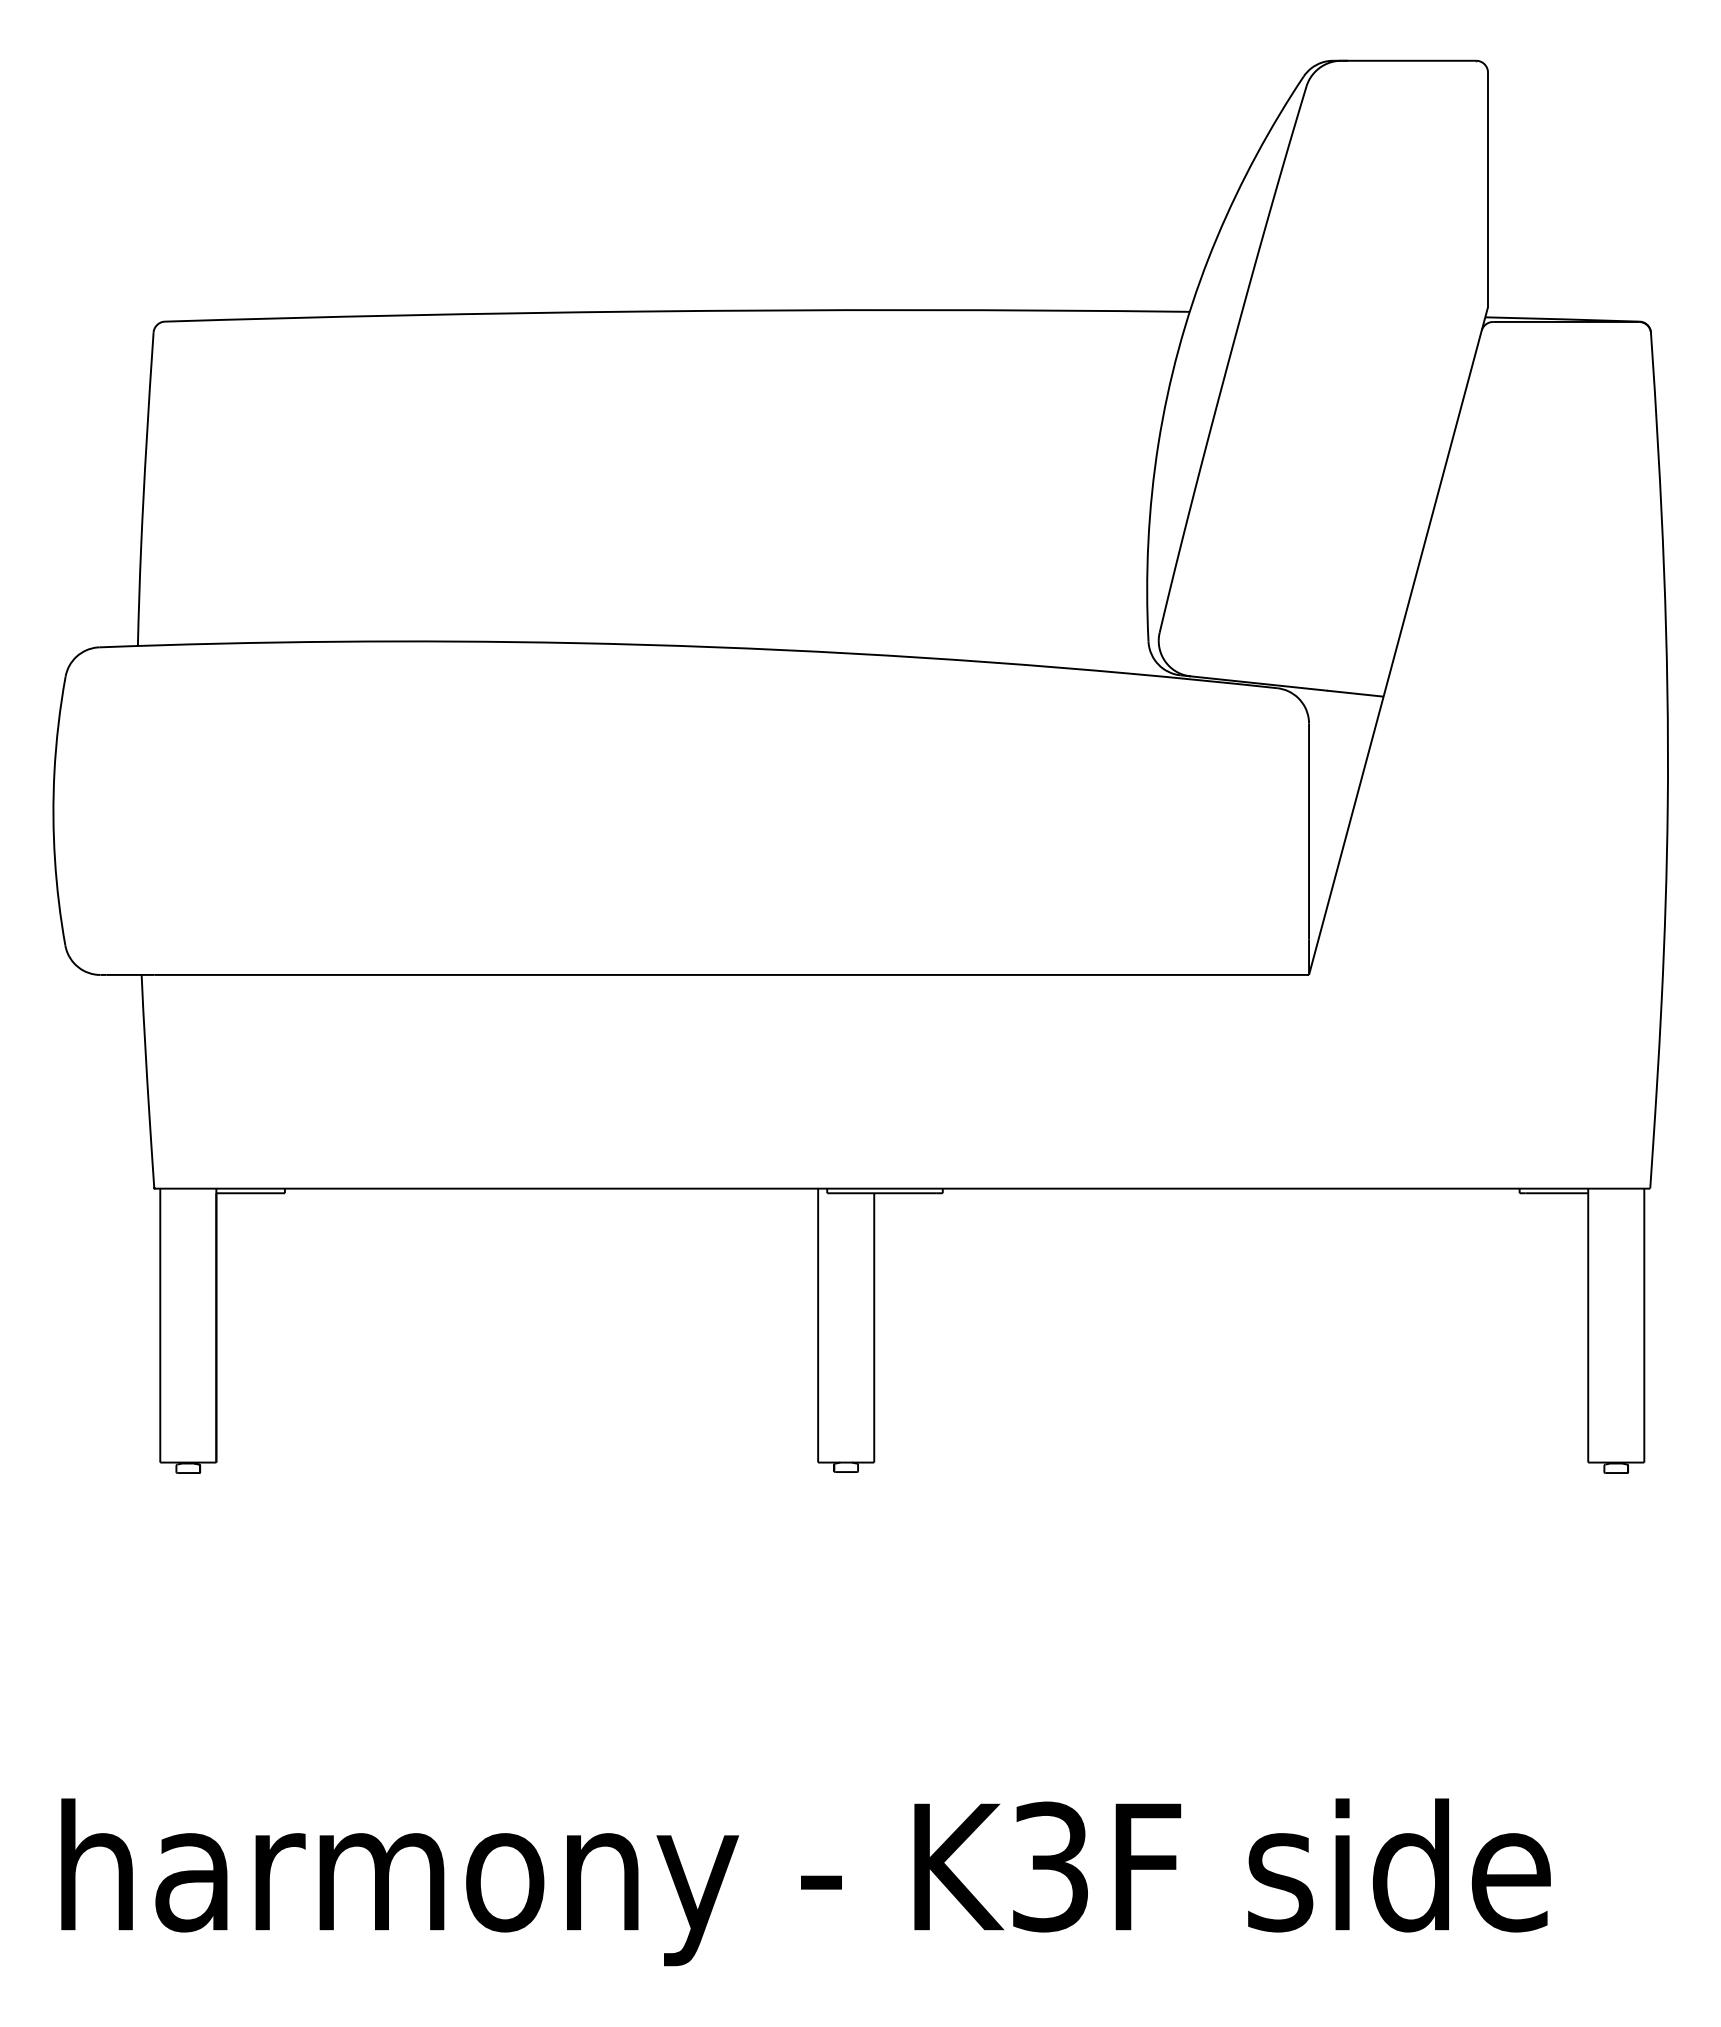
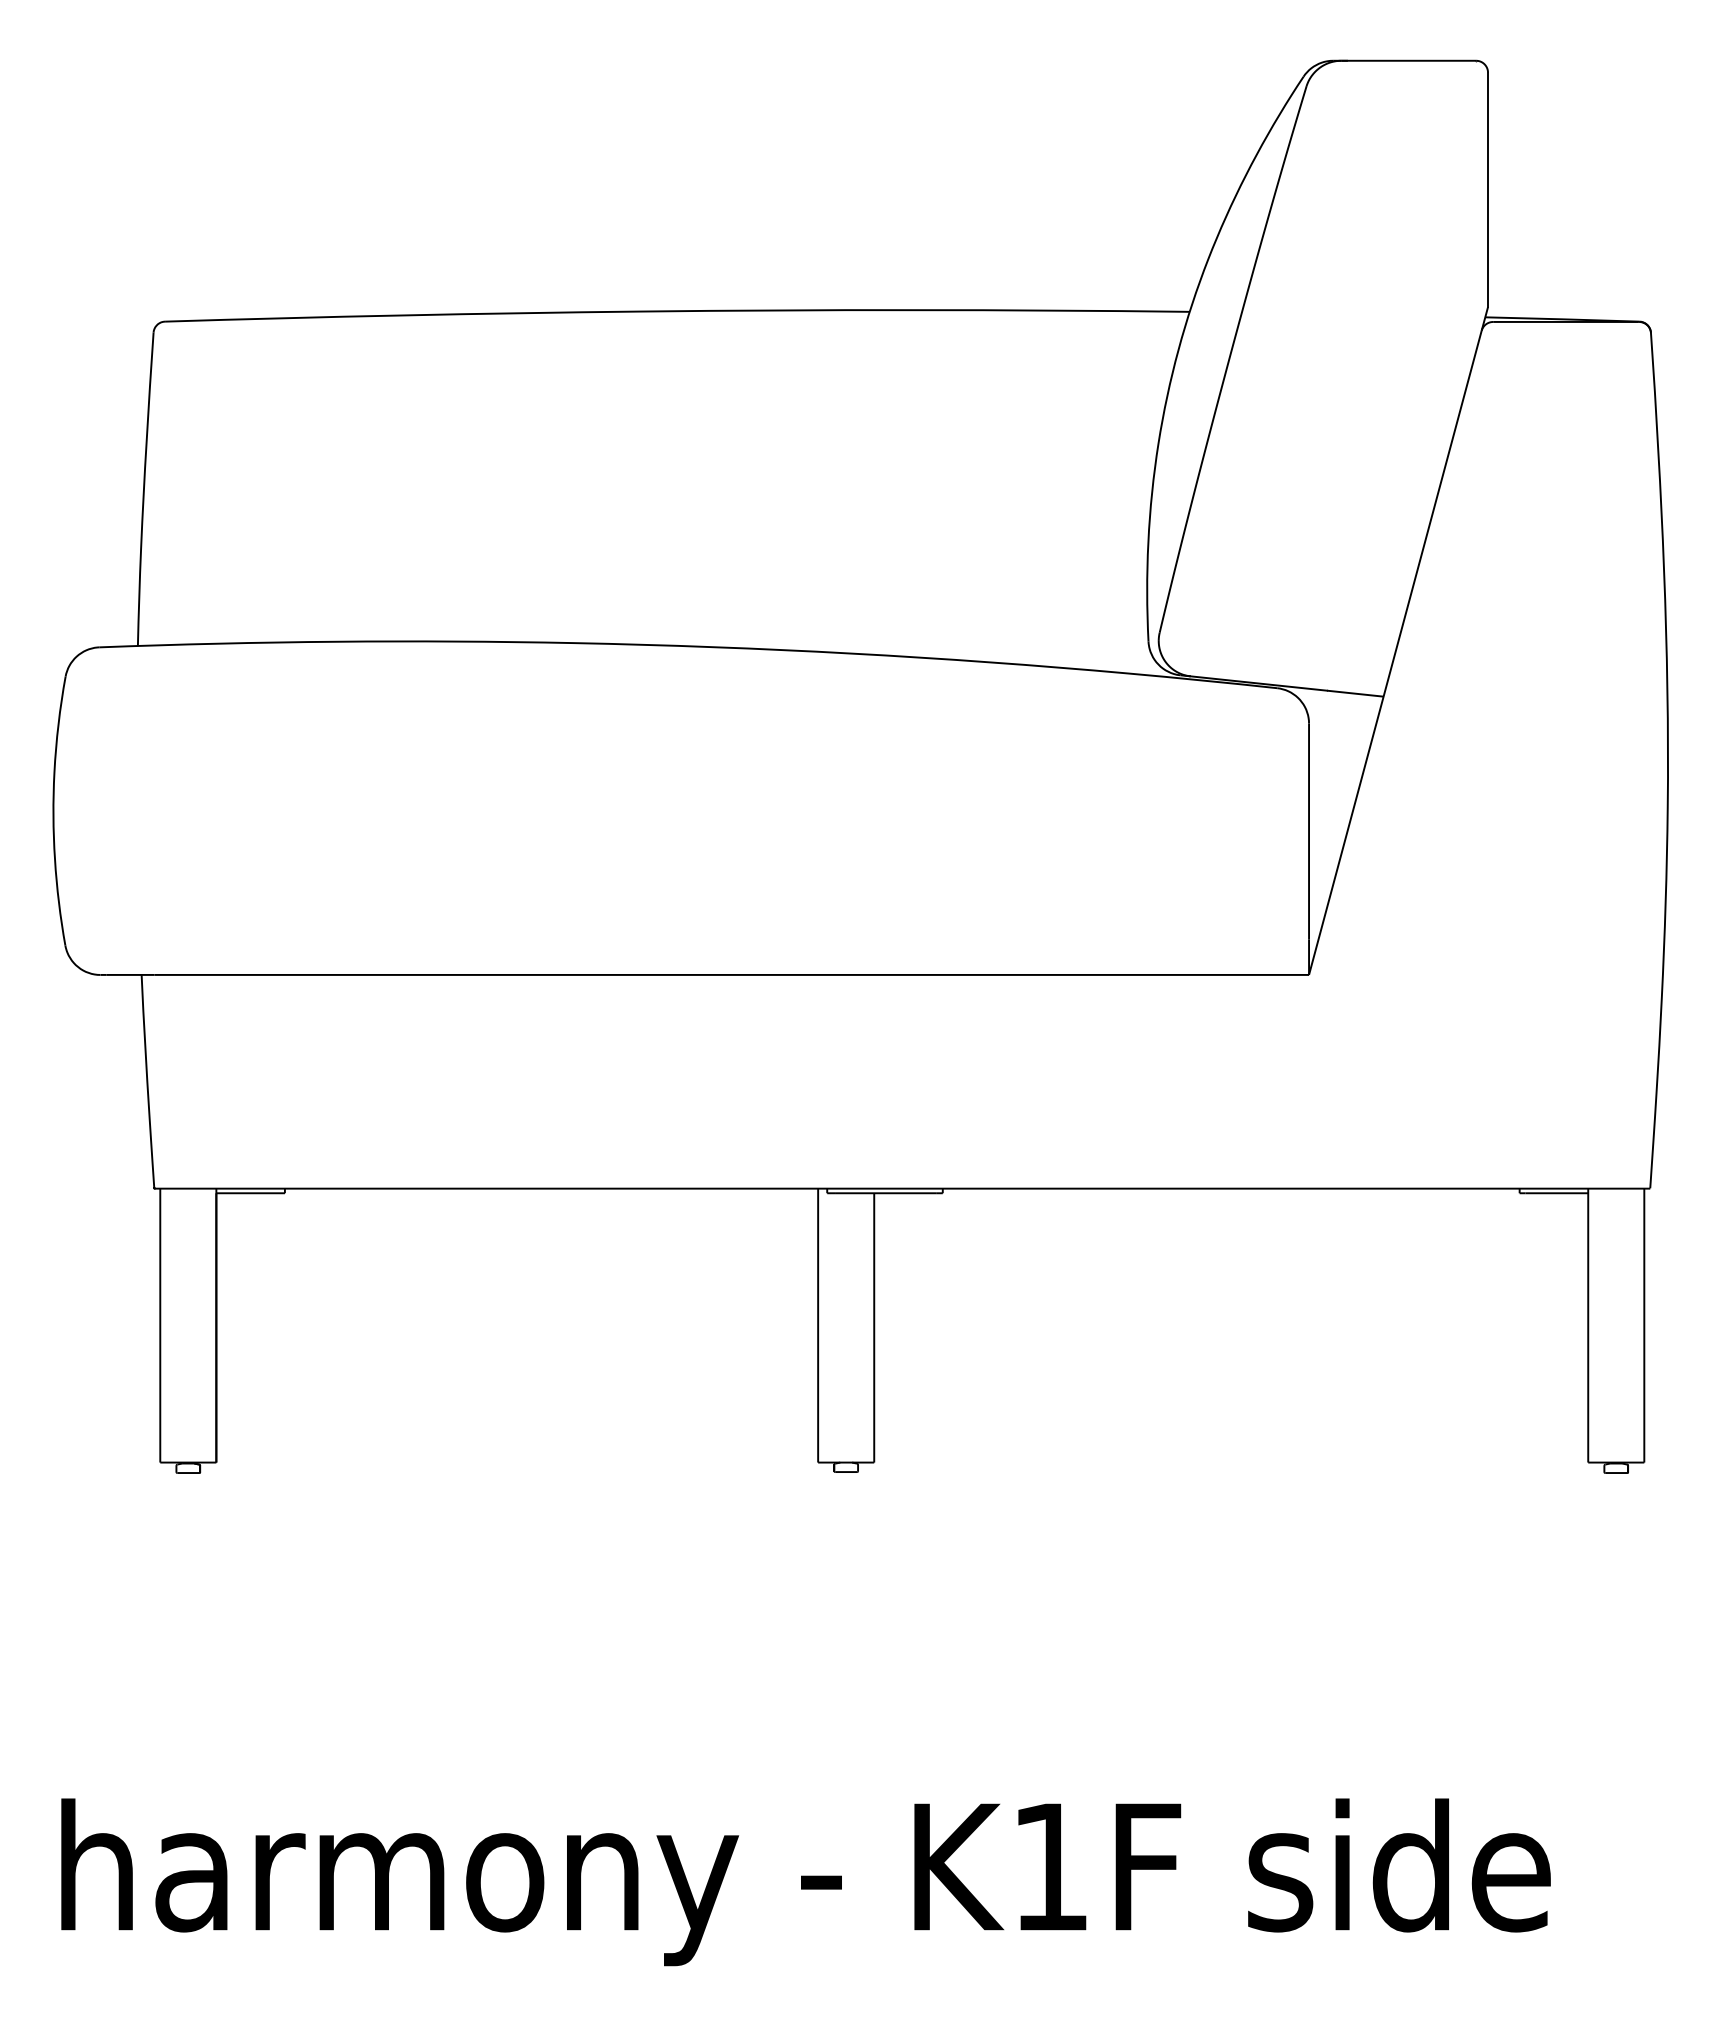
text: K3F -> K1F (1050, 1866)
